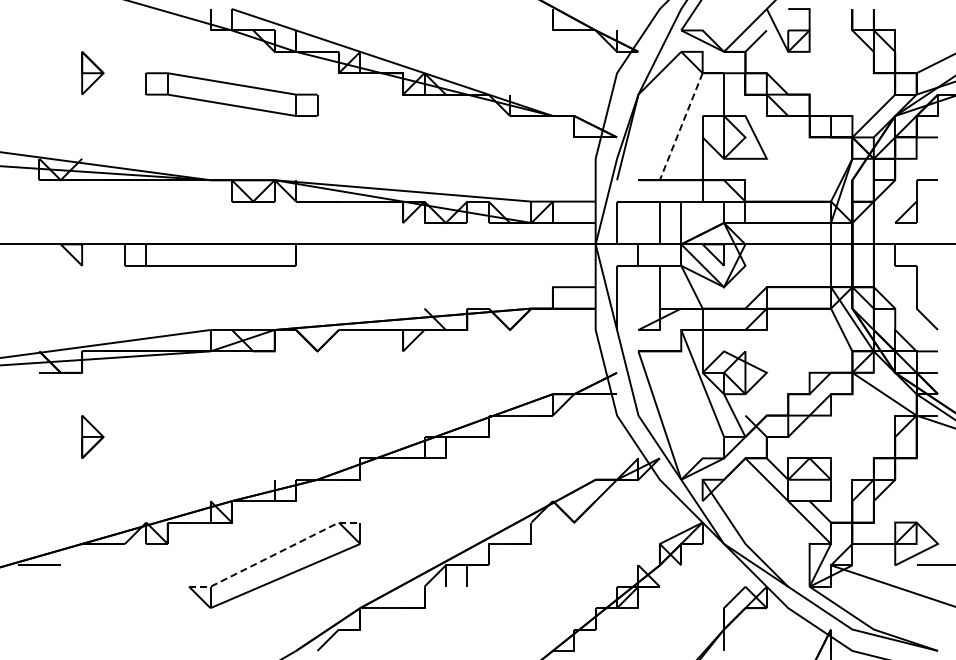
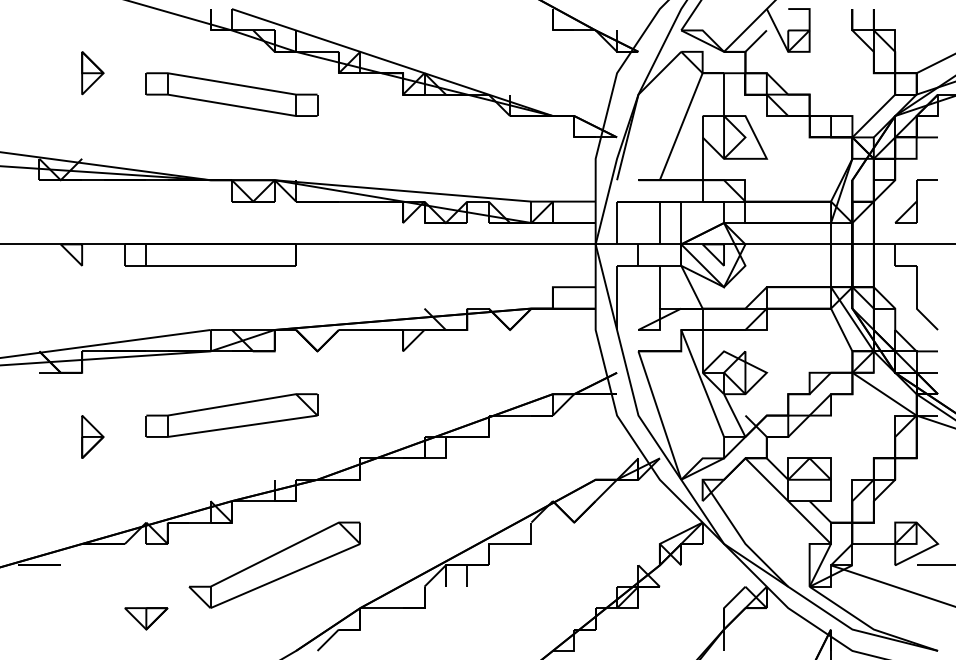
line: dashed -> solid (681, 126)
part: none -> present (231, 415)
line: dashed -> solid (274, 554)
part: none -> present (146, 618)
